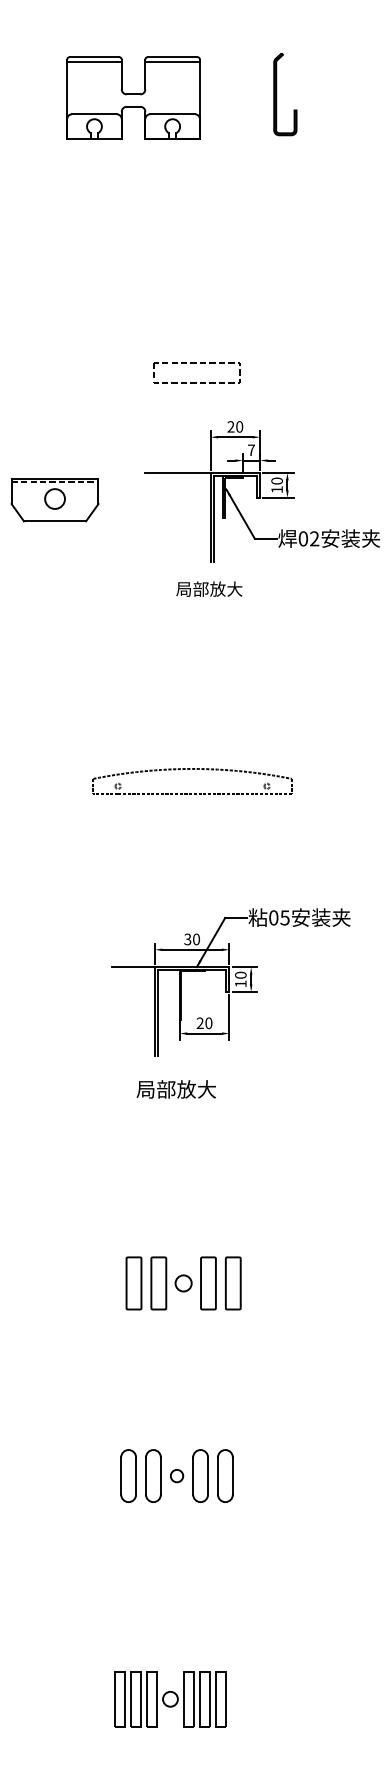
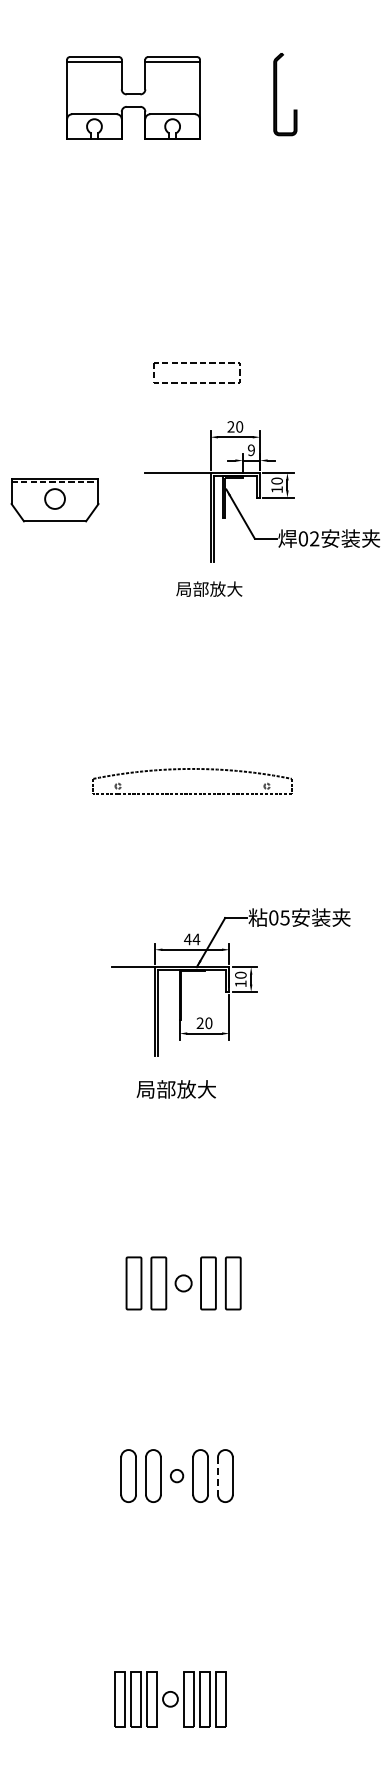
text: 7 -> 9 (250, 450)
text: 30 -> 44 (191, 939)
line: solid -> dashed (217, 1476)
